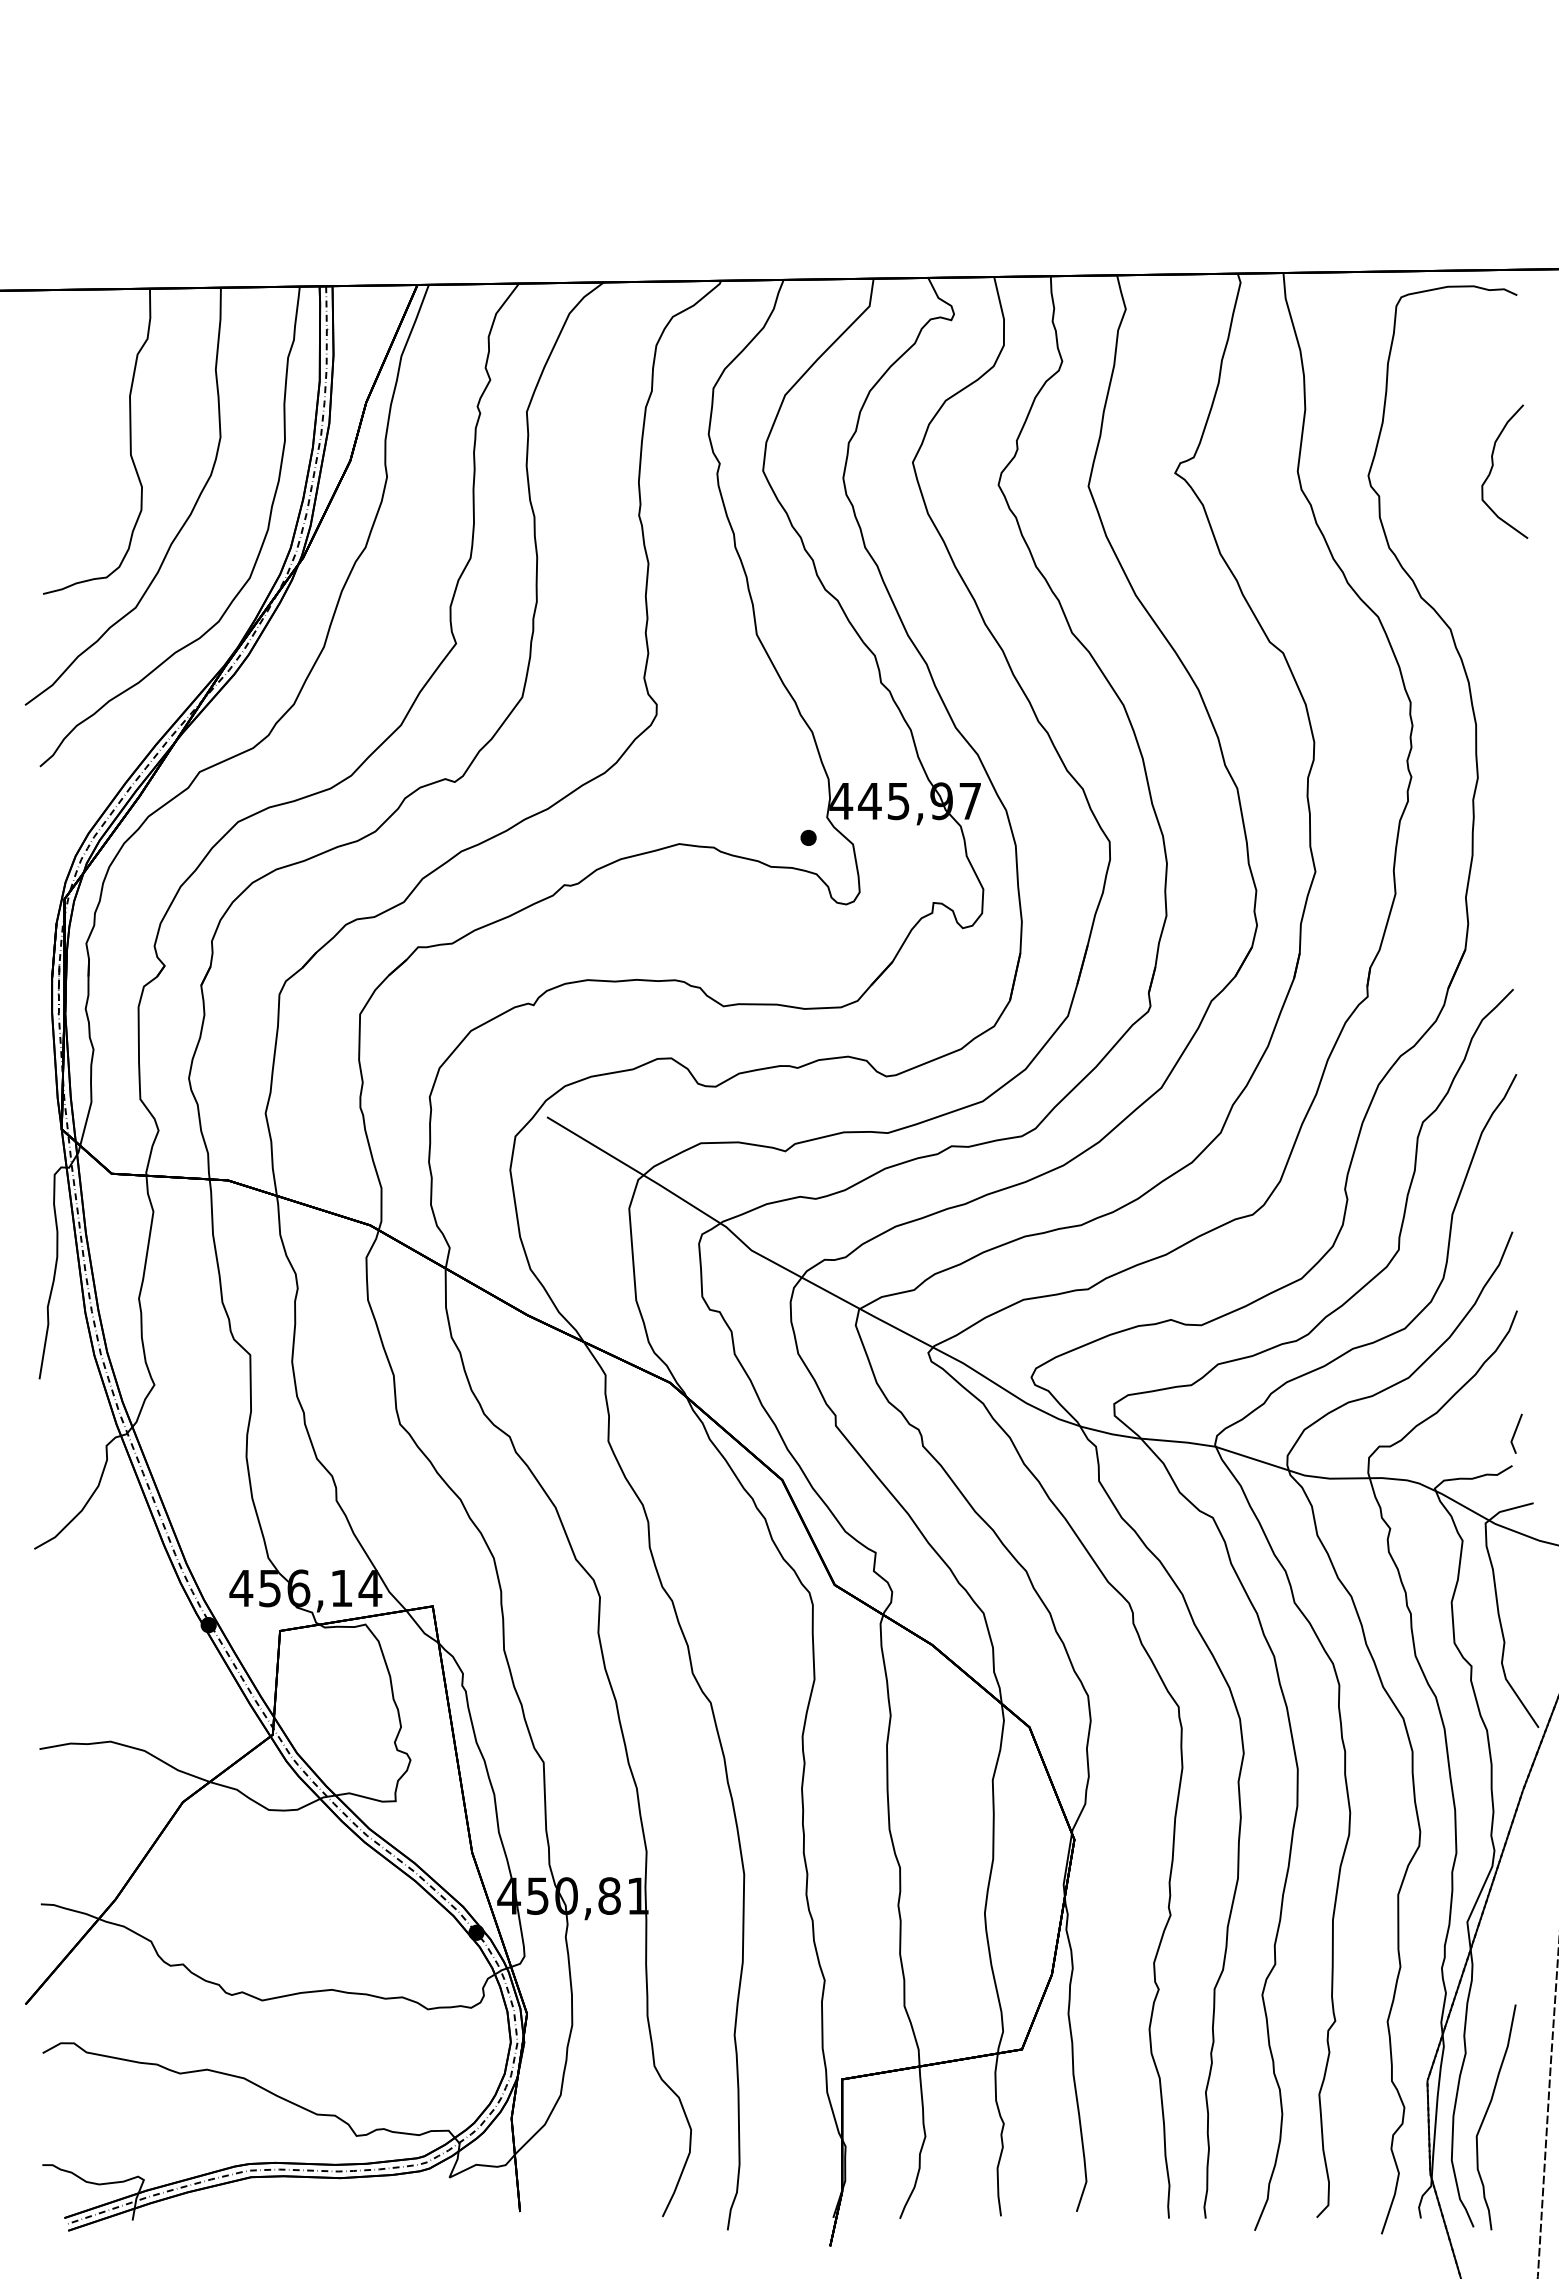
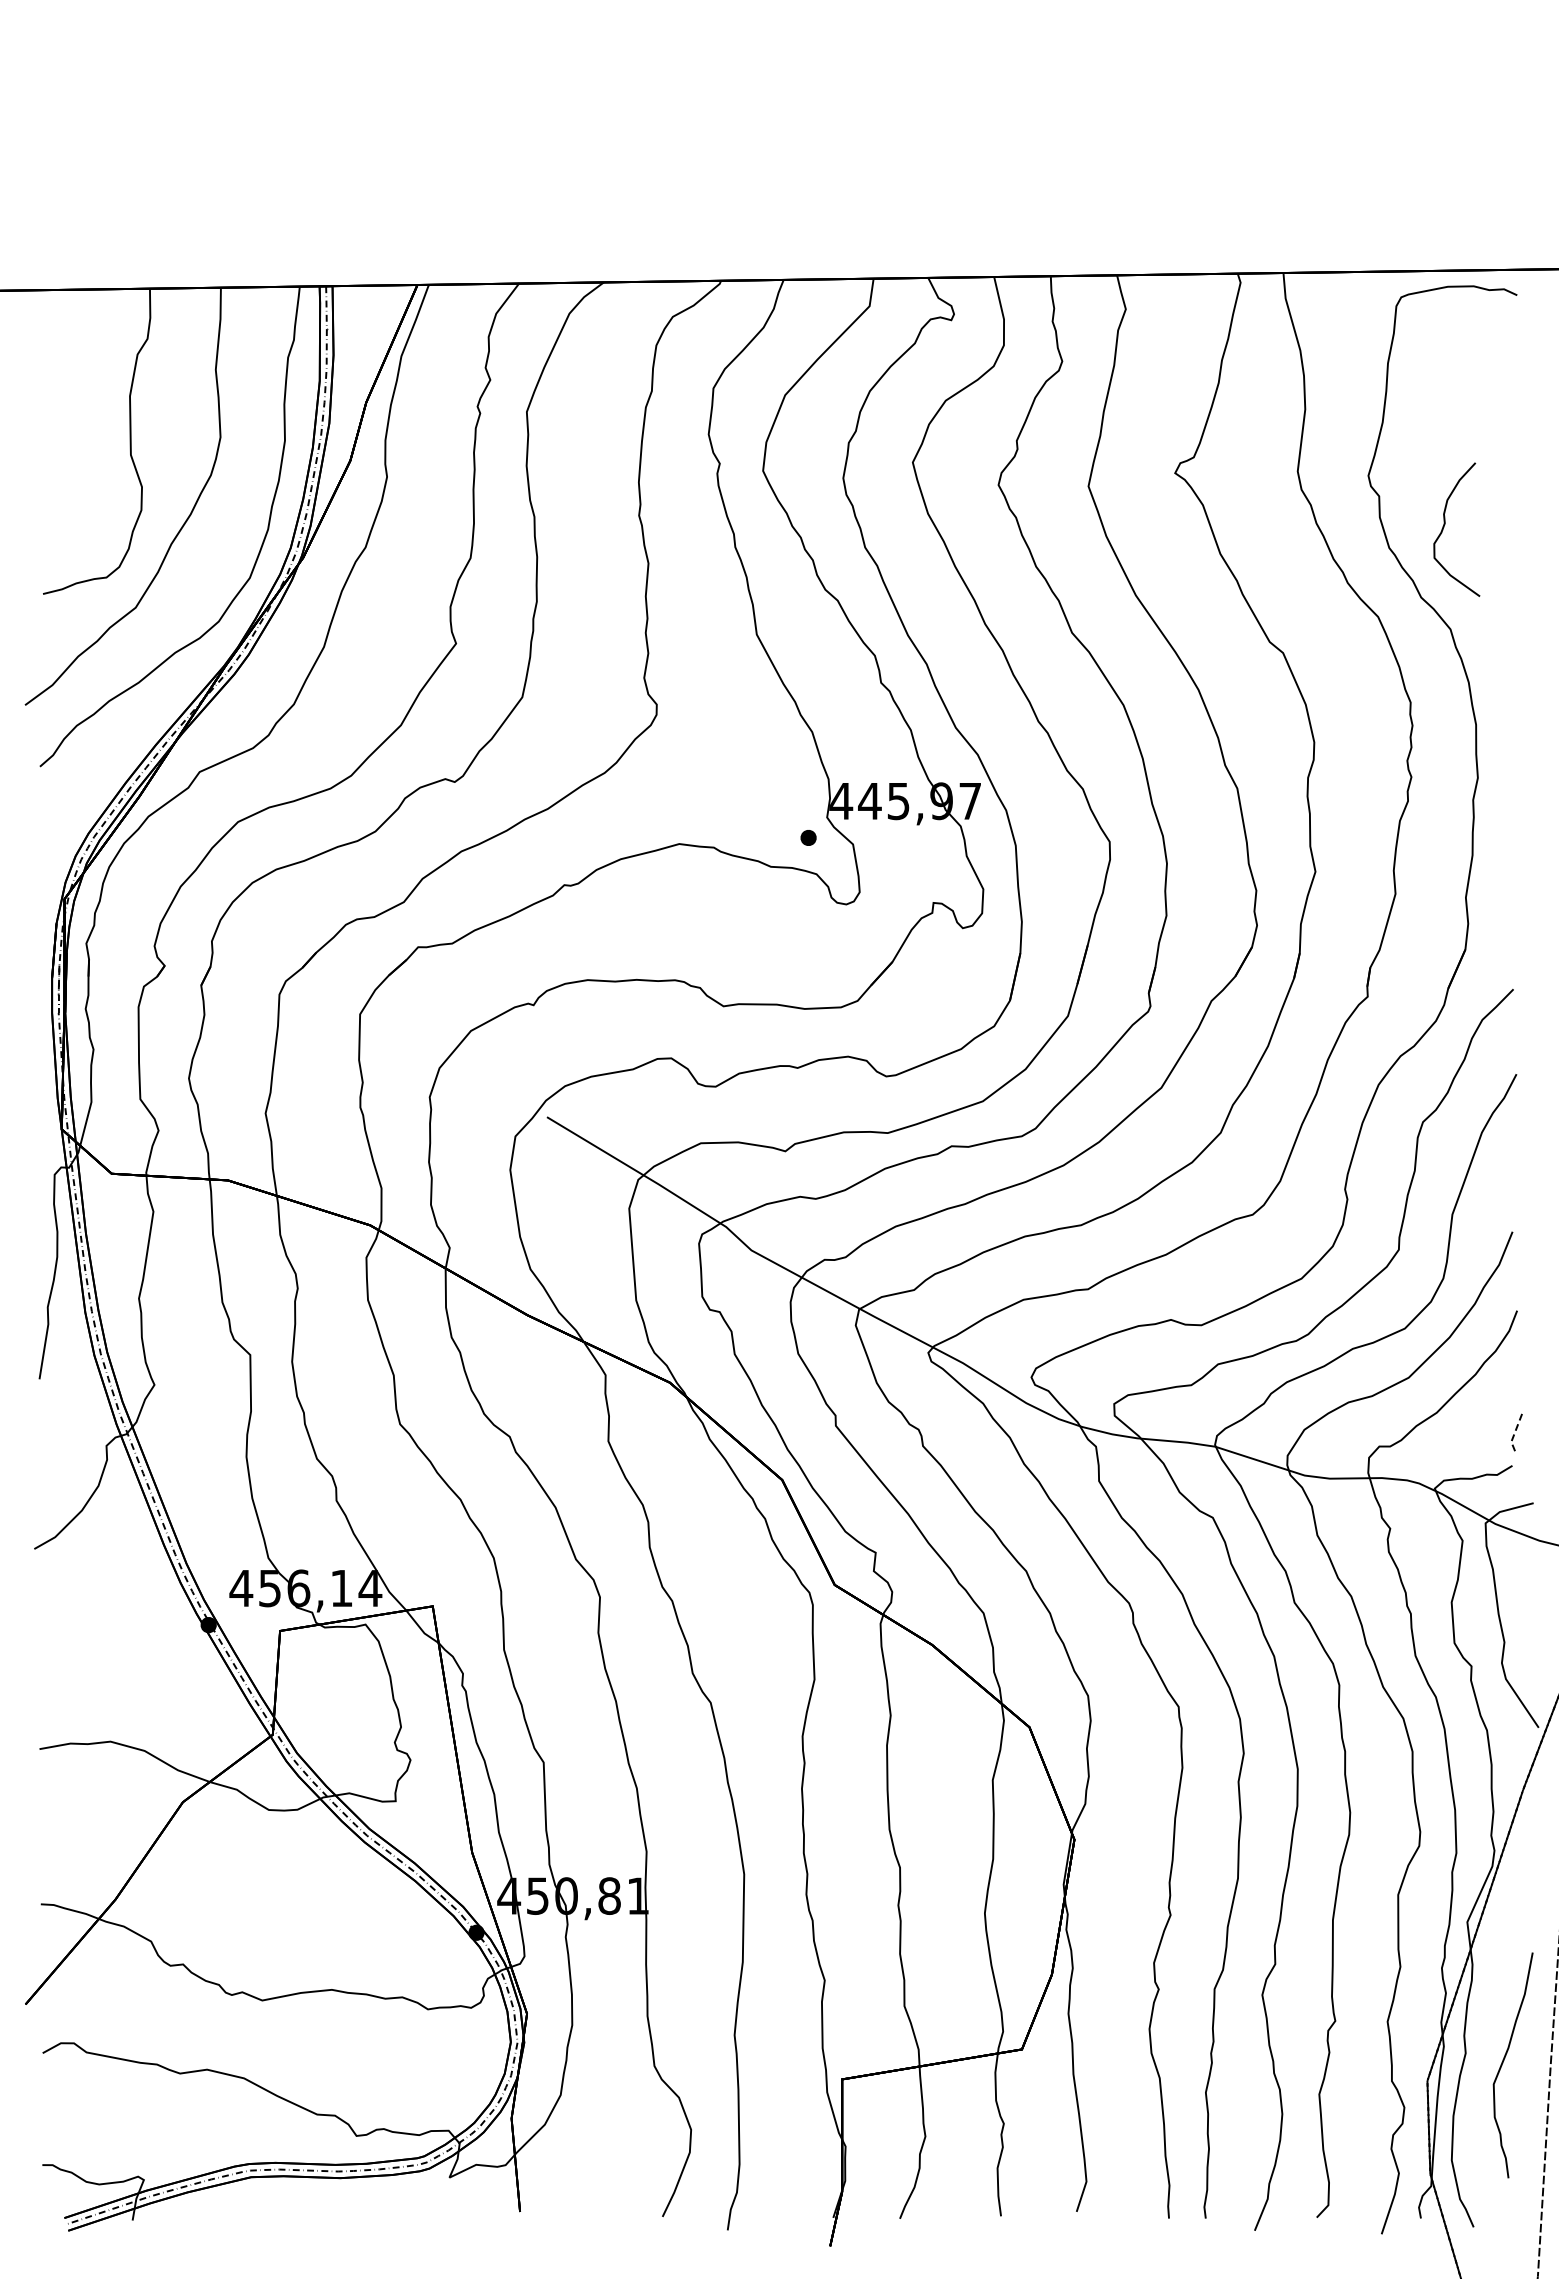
curve position: (1493, 466) -> (1445, 524) (1445, 524)
line: solid -> dashed (1514, 1434)
curve position: (1486, 2115) -> (1503, 2063) (1503, 2063)
